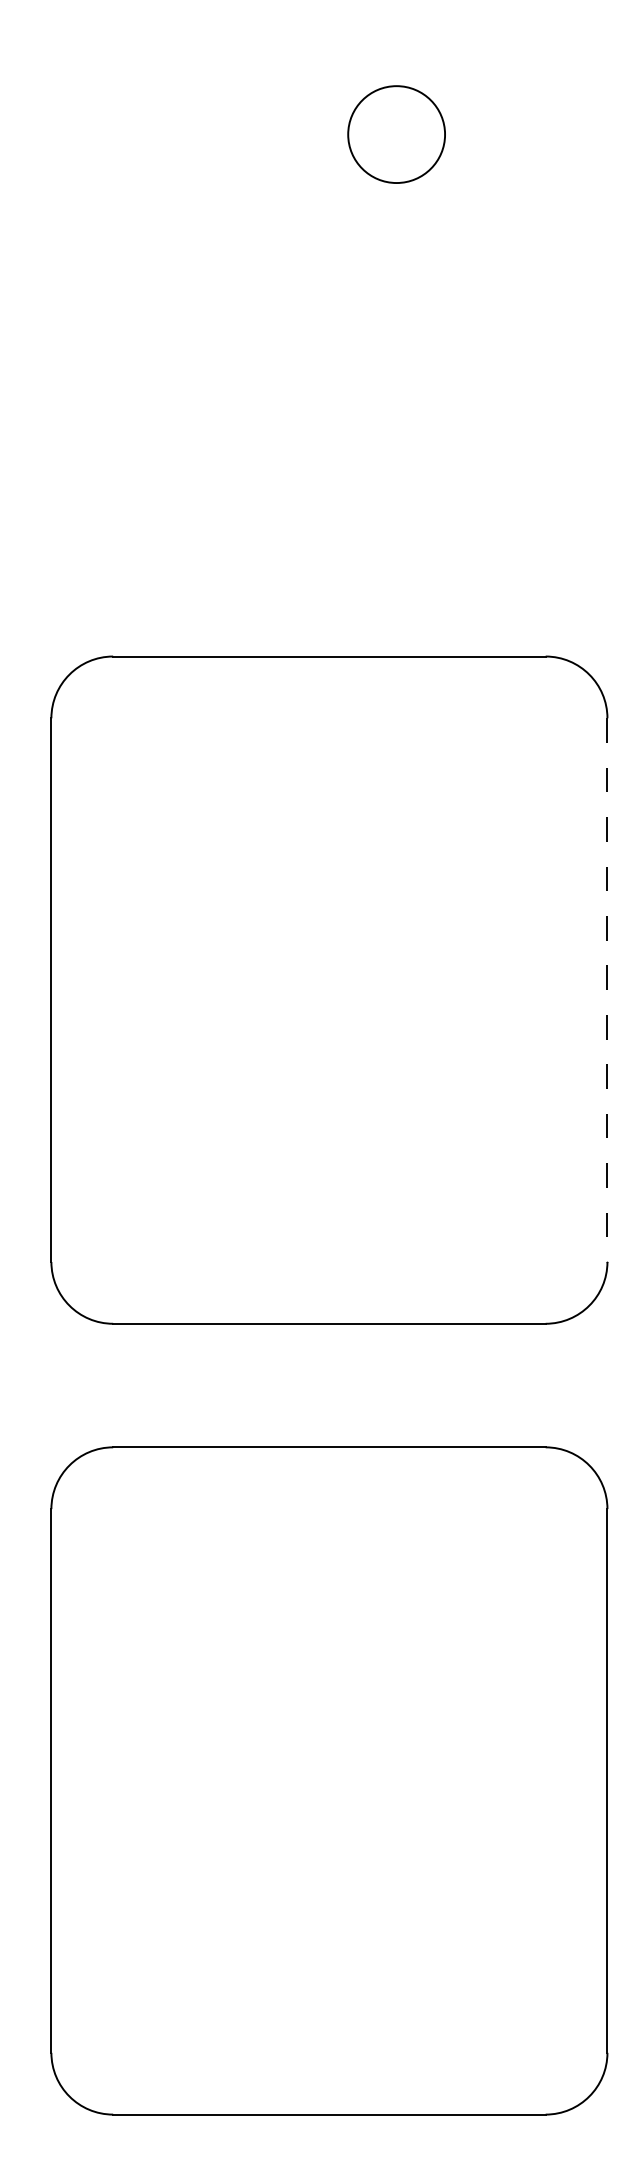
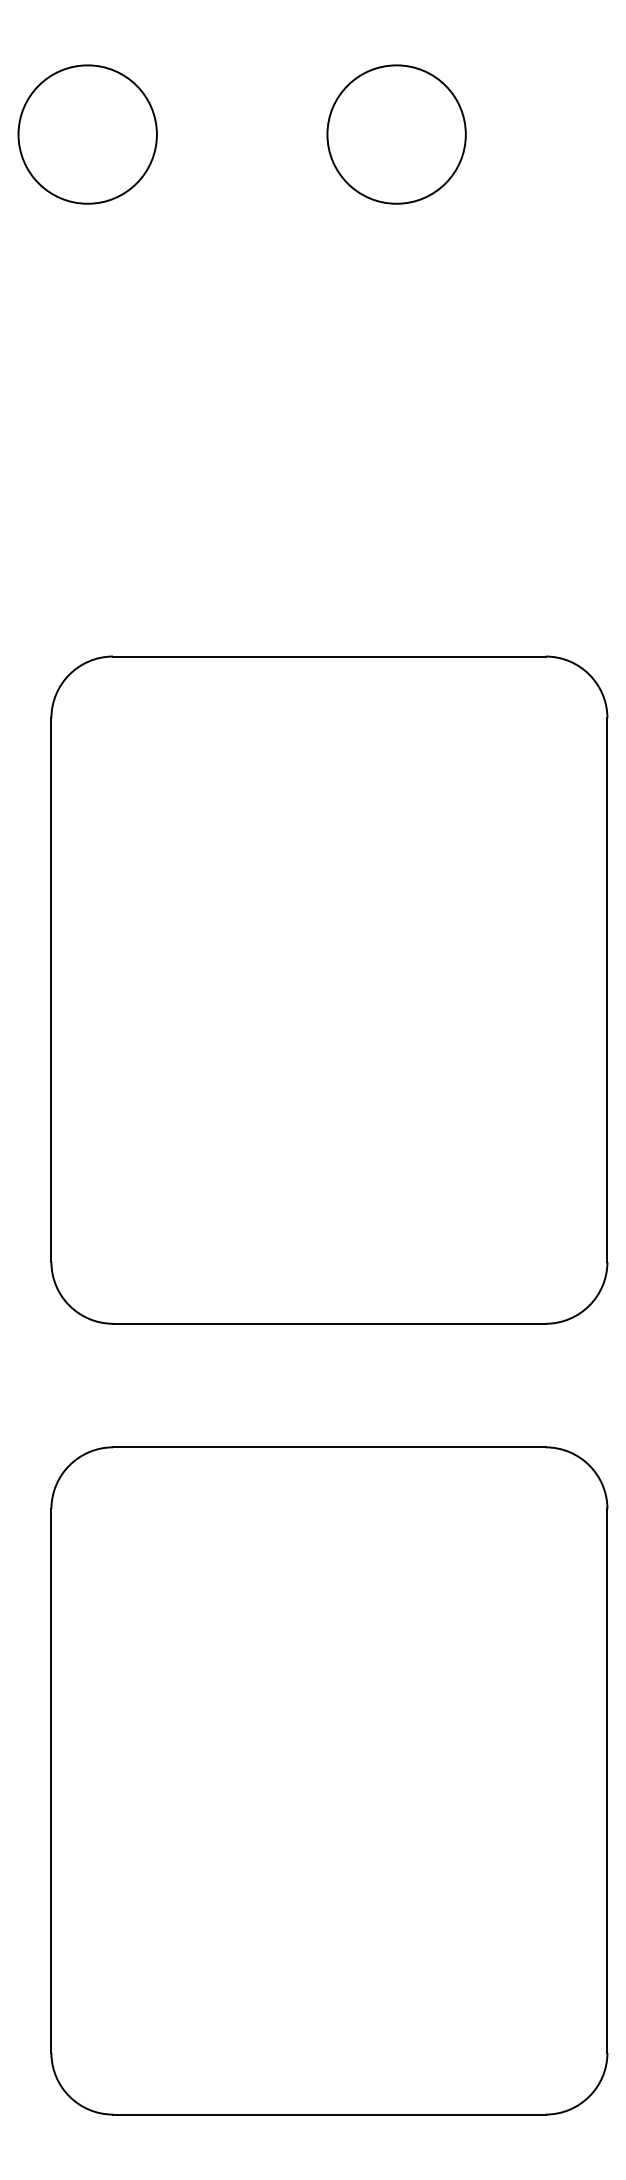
circle: none -> present (87, 134)
circle diameter: 97 px -> 138 px (396, 134)
line: dashed -> solid (607, 990)
